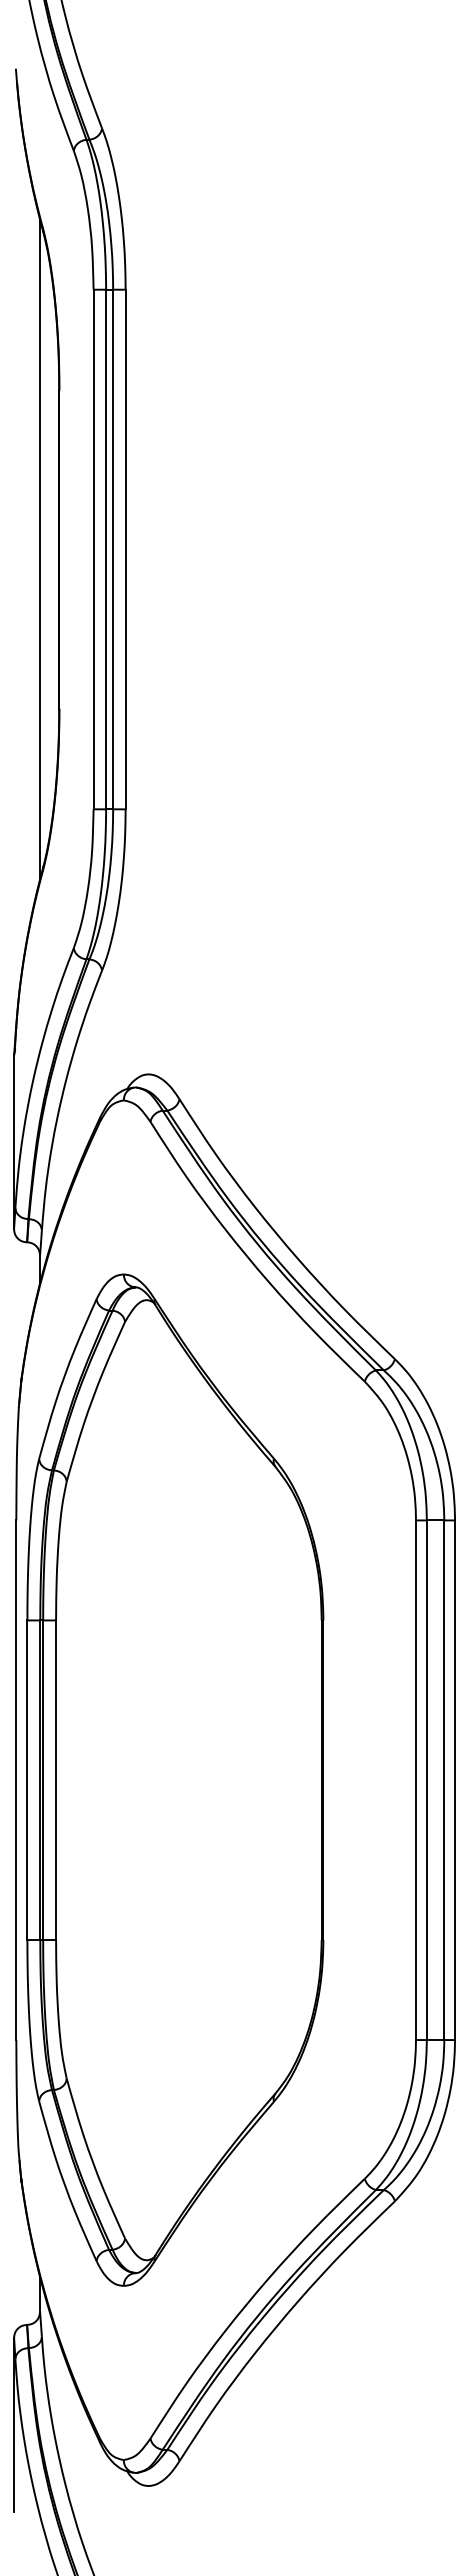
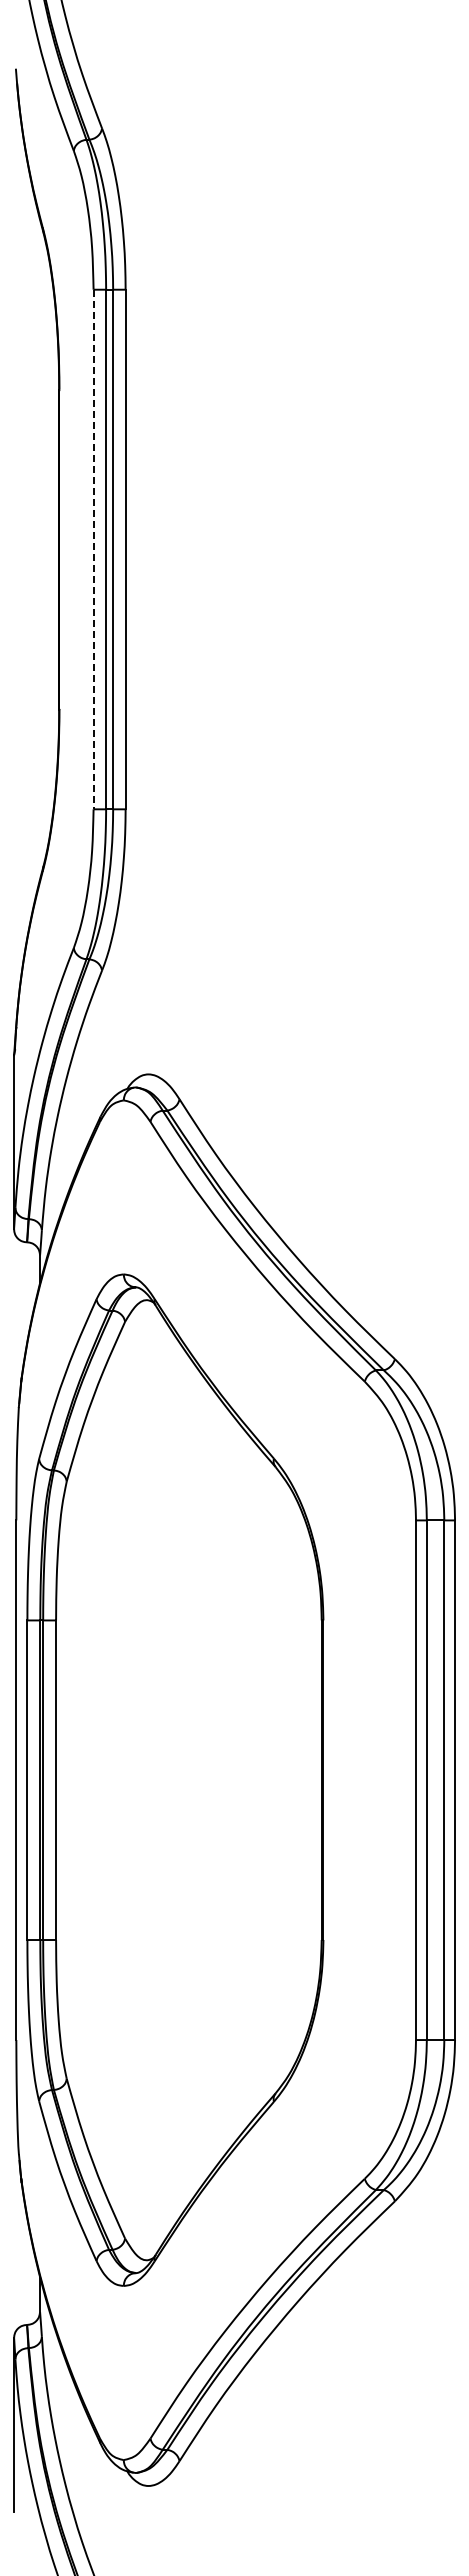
line: present -> none (40, 549)
line: solid -> dashed (93, 549)
